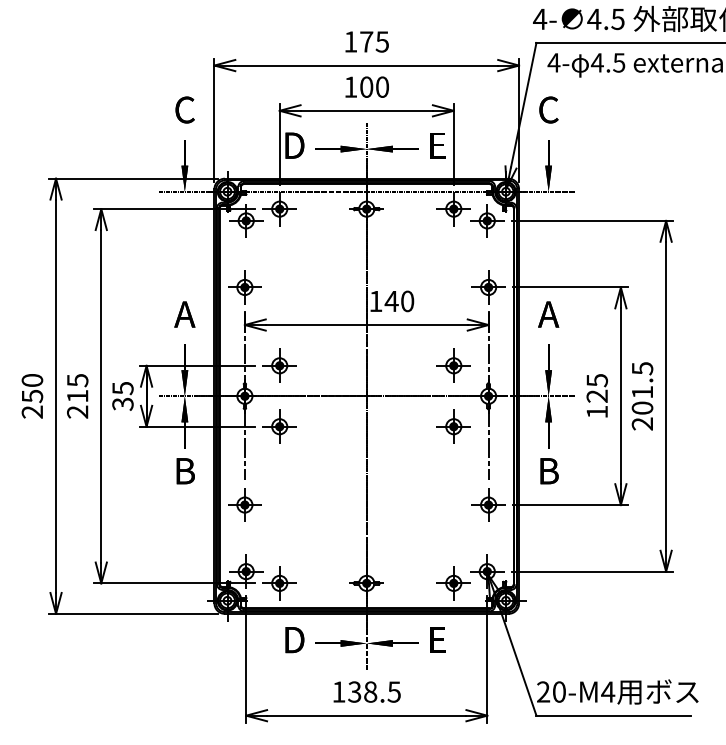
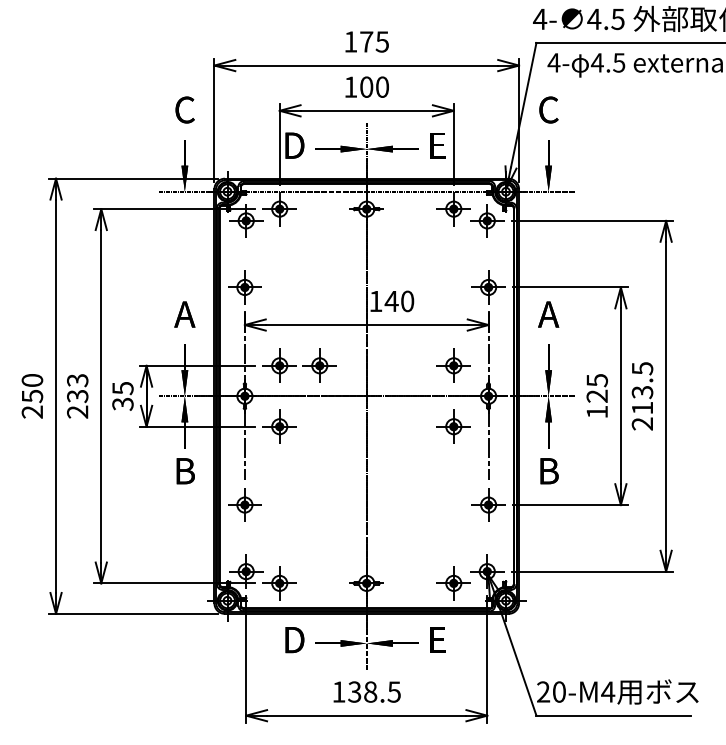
part: none -> present (319, 365)
text: 215 -> 233 (77, 388)
text: 201.5 -> 213.5 (642, 400)
